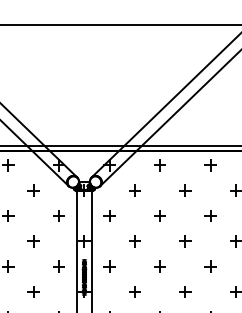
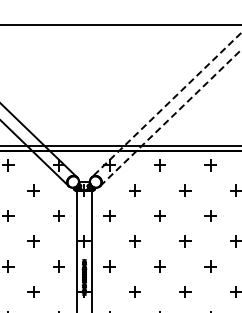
line: solid -> dashed (166, 105)
line: solid -> dashed (171, 117)
